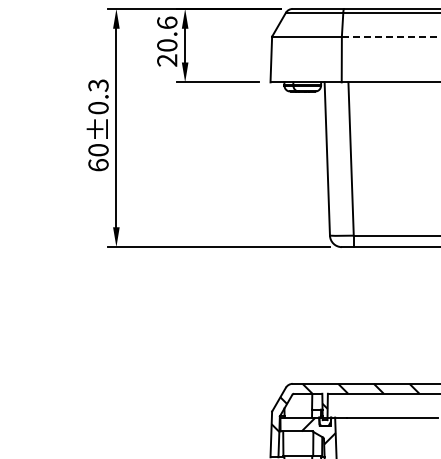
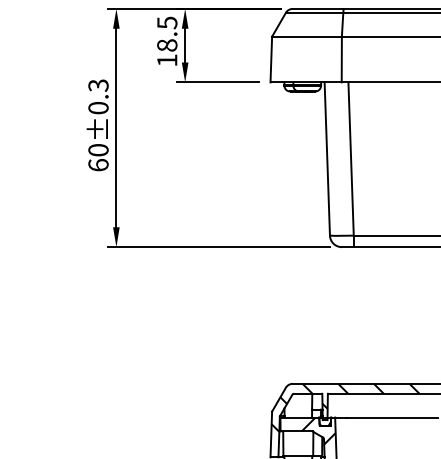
line: dashed -> solid (391, 36)
text: 20.6 -> 18.5 (167, 41)
